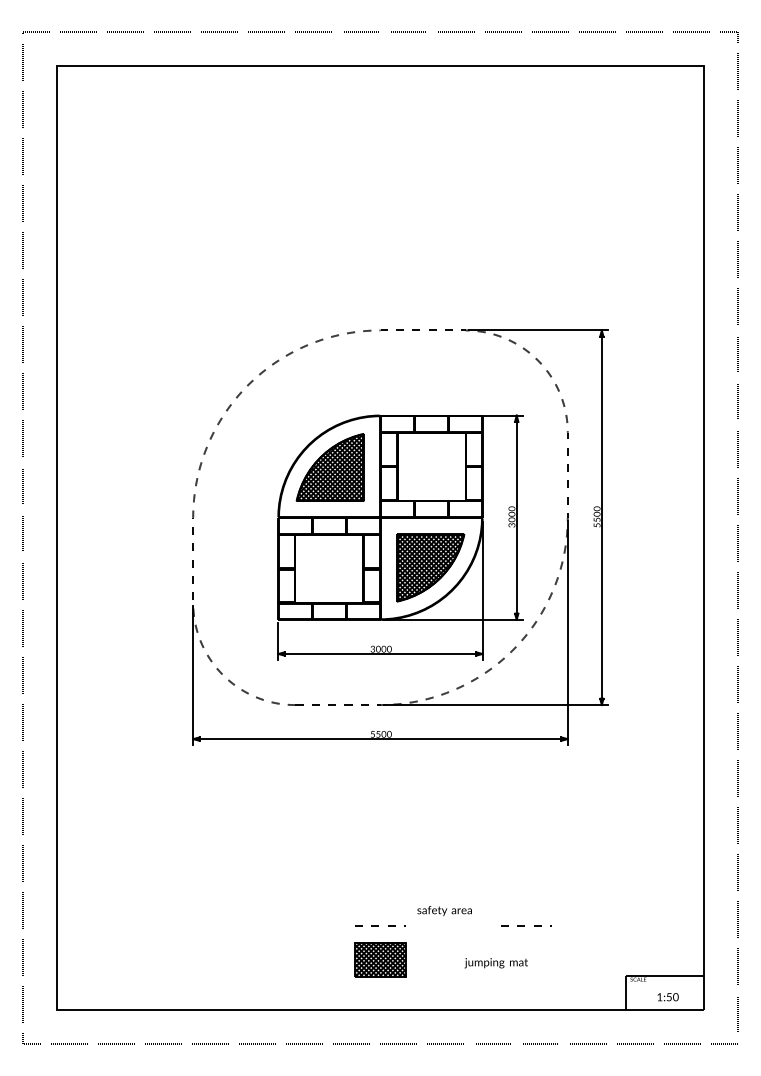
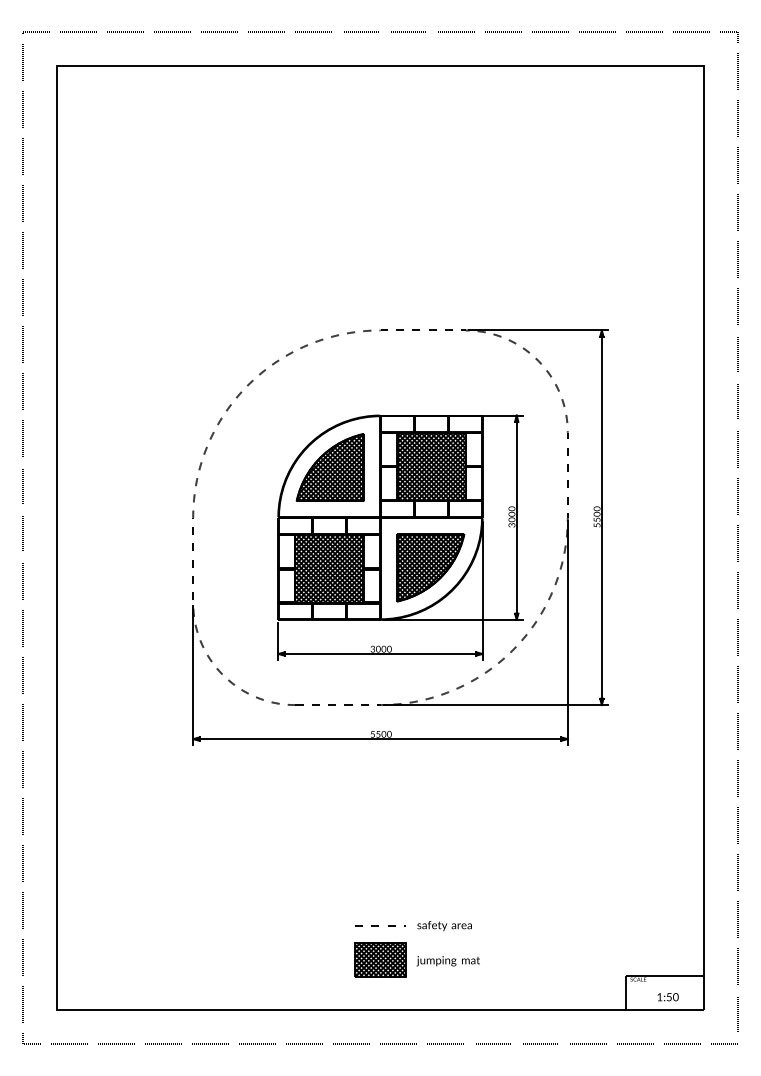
hatch: none -> present (431, 466)
hatch: none -> present (329, 568)
text position: (444, 911) -> (444, 926) (444, 926)
line: present -> none (524, 925)
text position: (495, 963) -> (447, 961) (447, 961)
